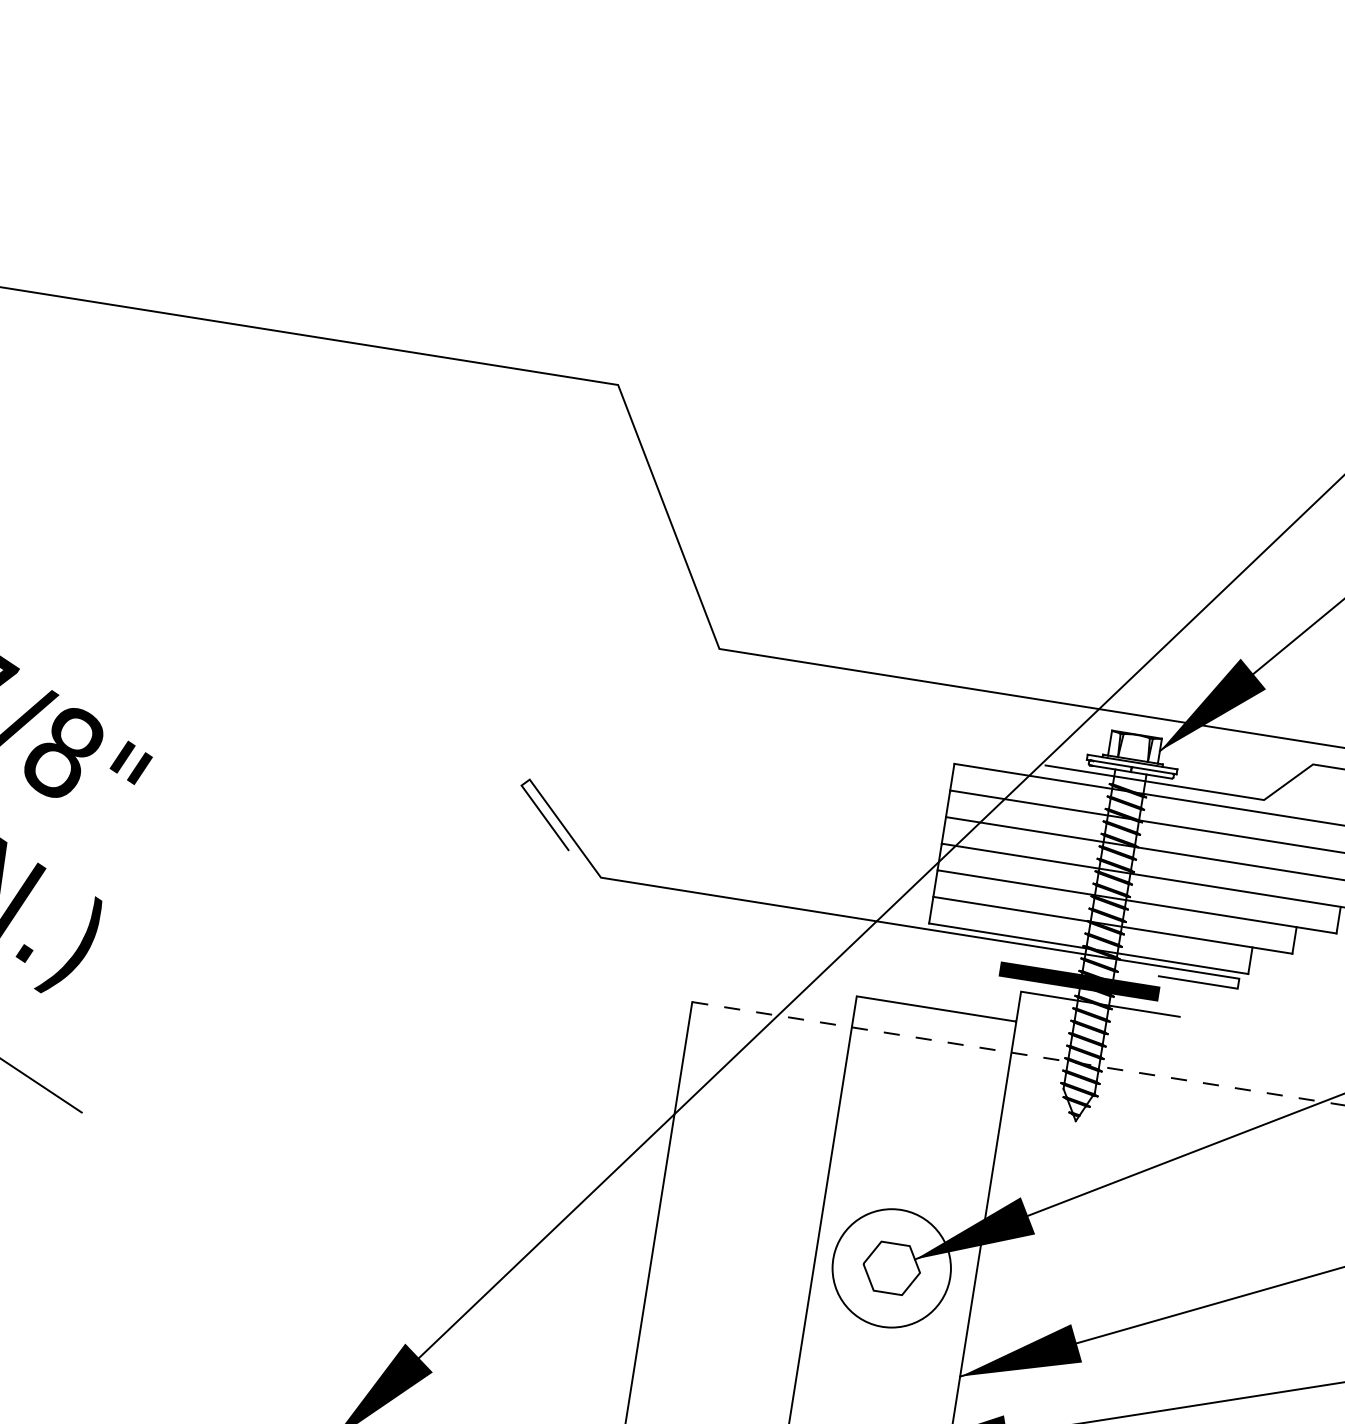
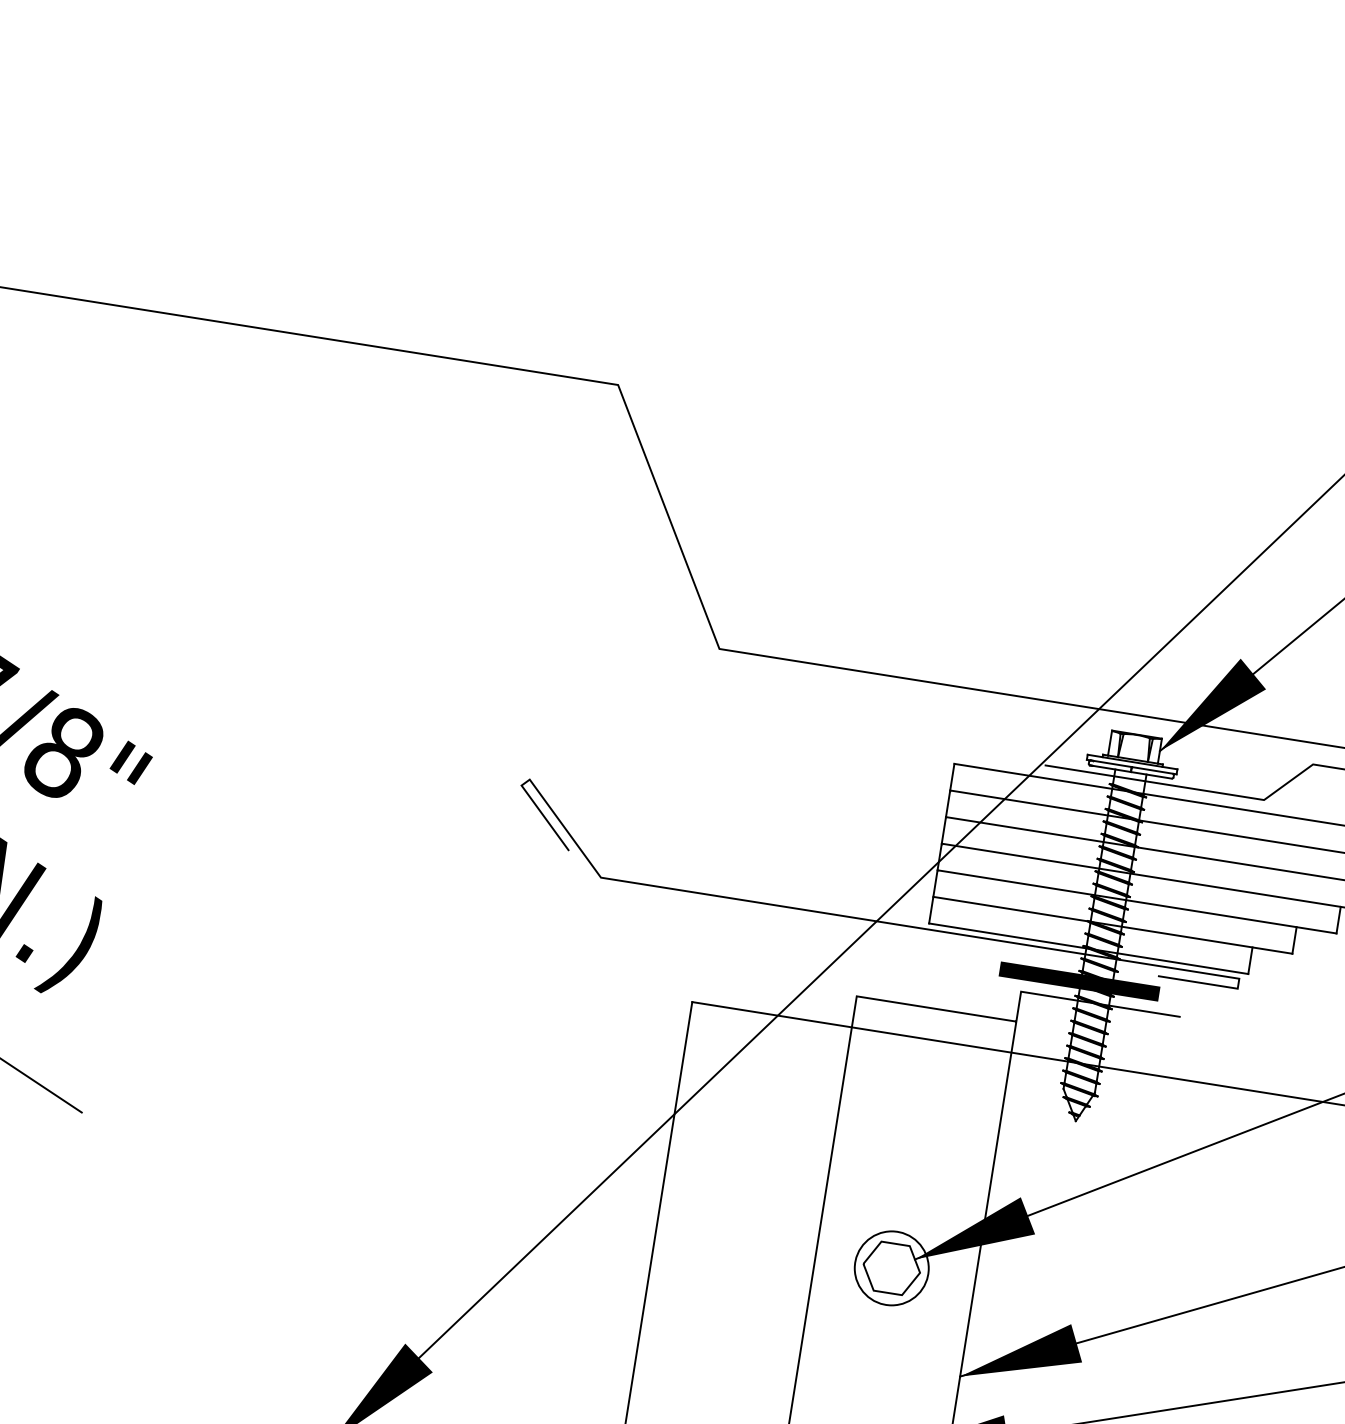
line: dashed -> solid (1018, 1053)
circle diameter: 118 px -> 74 px (891, 1268)
